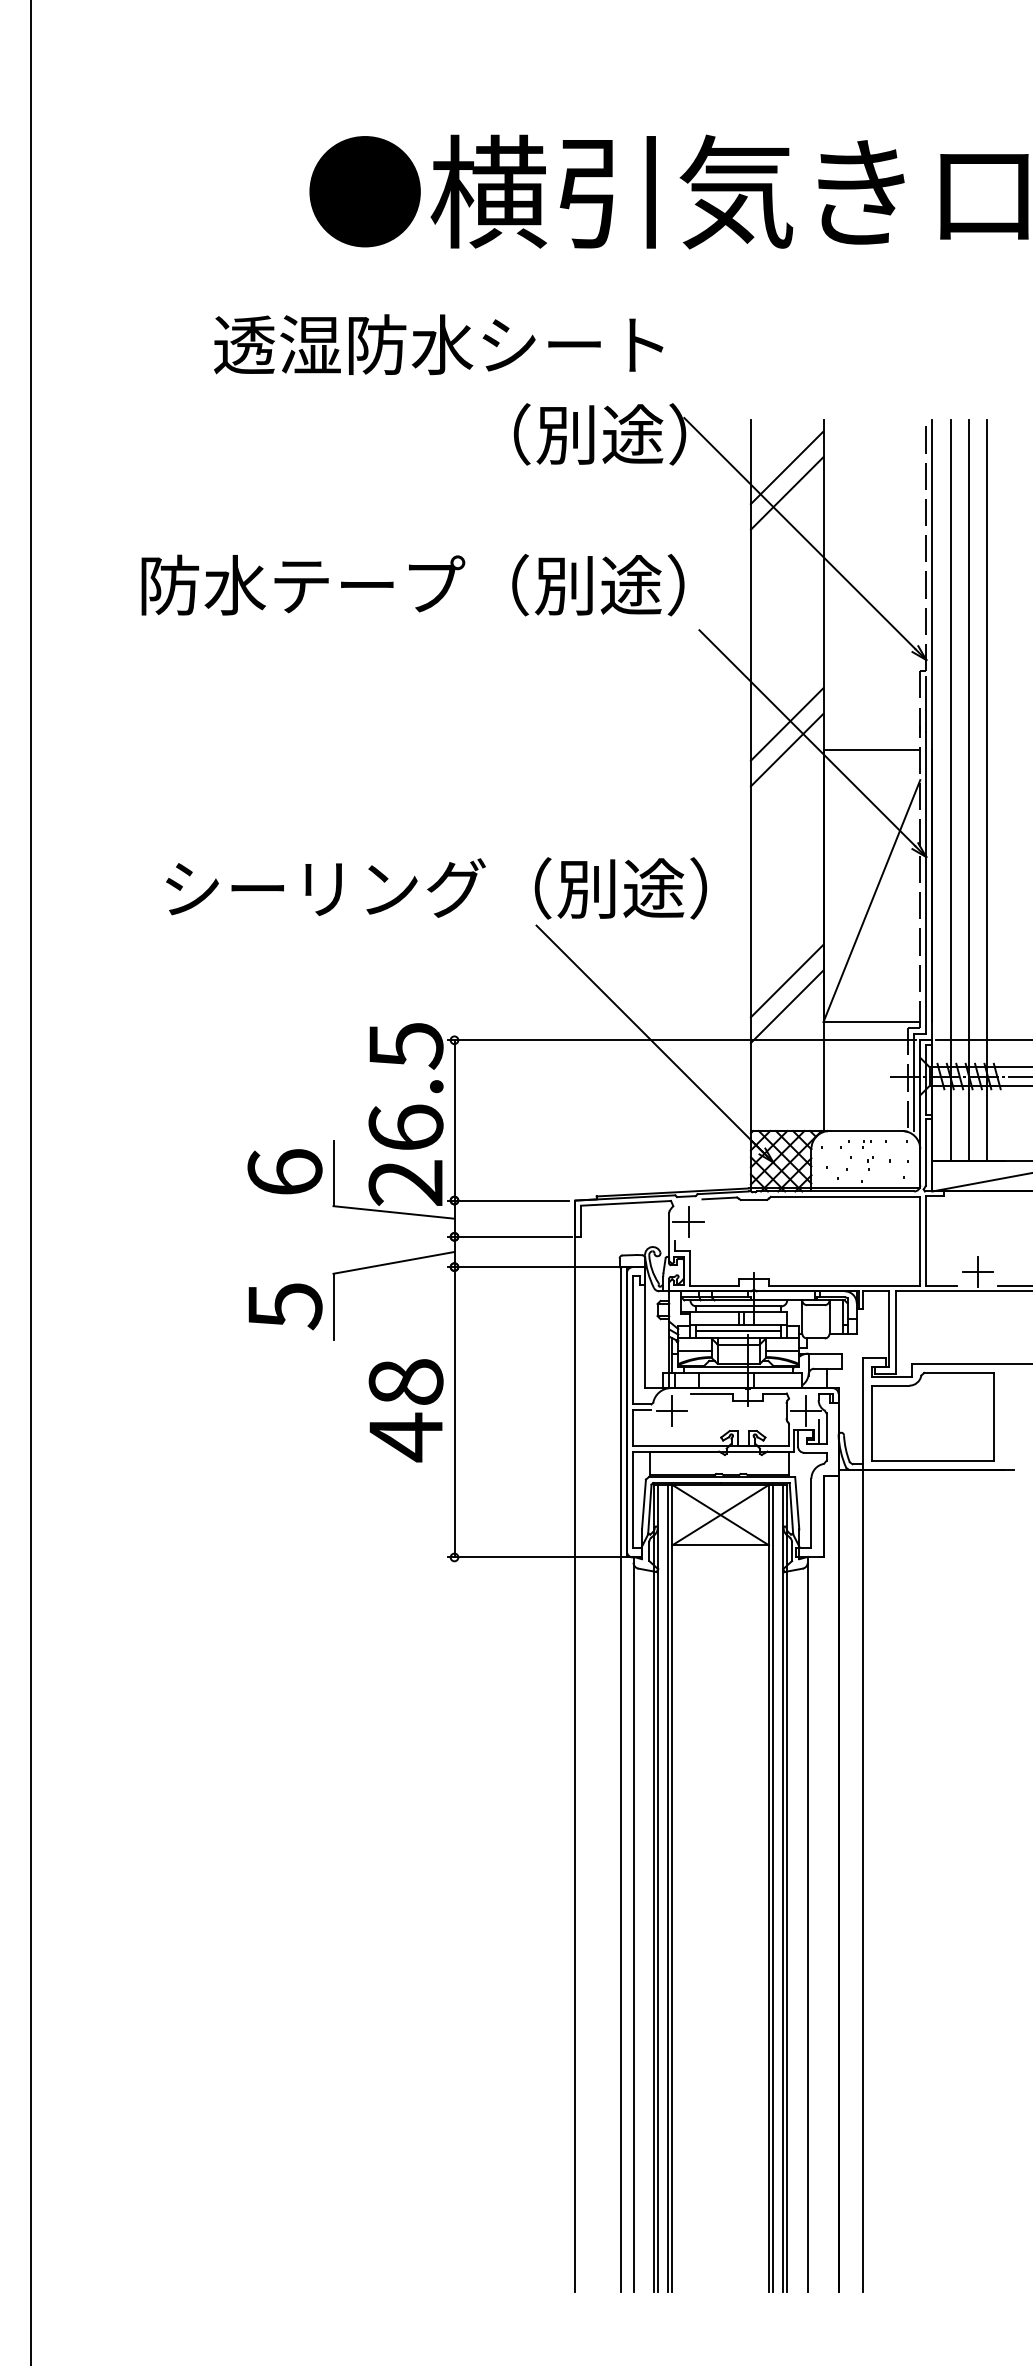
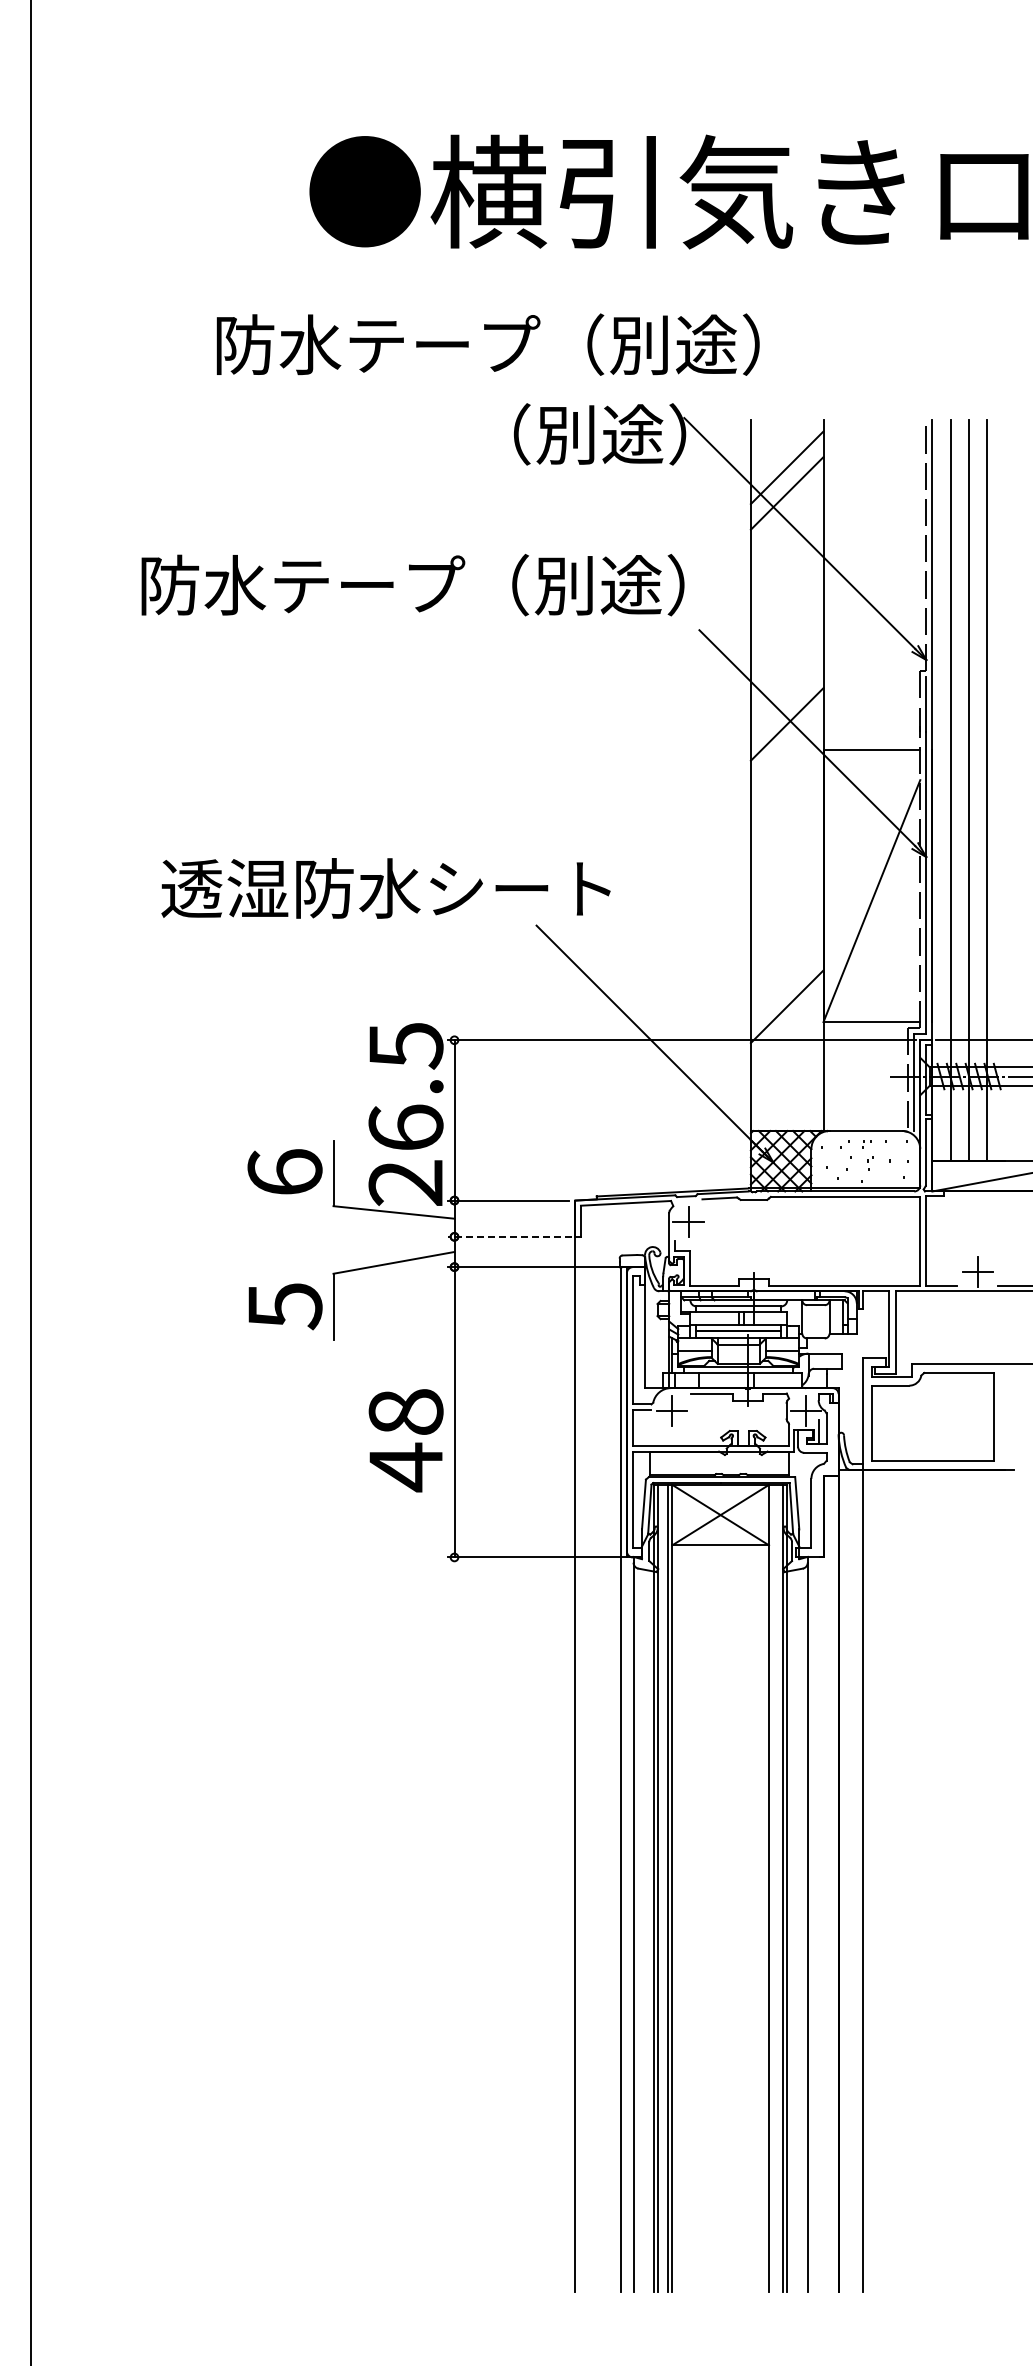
text: 透湿防水シート -> 防水テープ（別途） (486, 344)
line: present -> none (786, 749)
text: シーリング（別途） -> 透湿防水シート (434, 888)
line: present -> none (786, 980)
line: solid -> dashed (510, 1236)
text position: (405, 1410) -> (405, 1440) (405, 1440)
line: present -> none (773, 1888)
